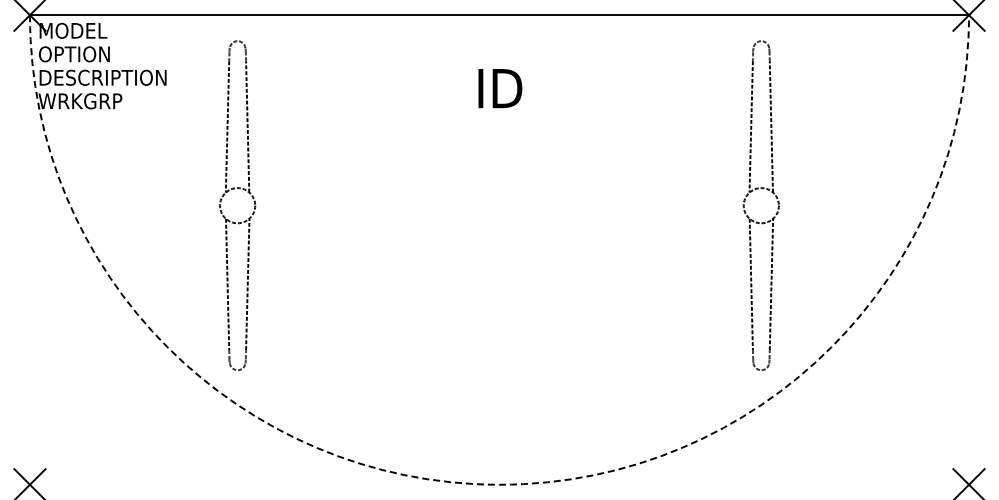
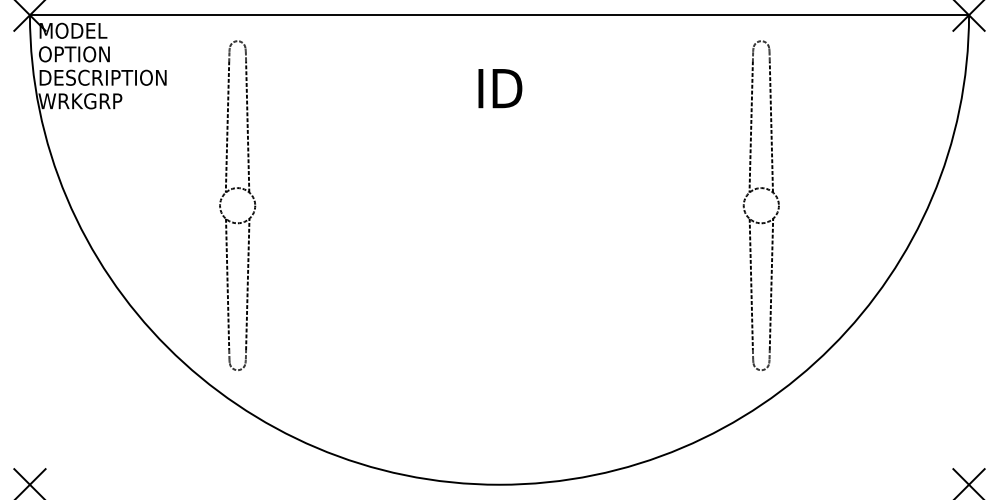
arc: dashed -> solid (499, 484)
